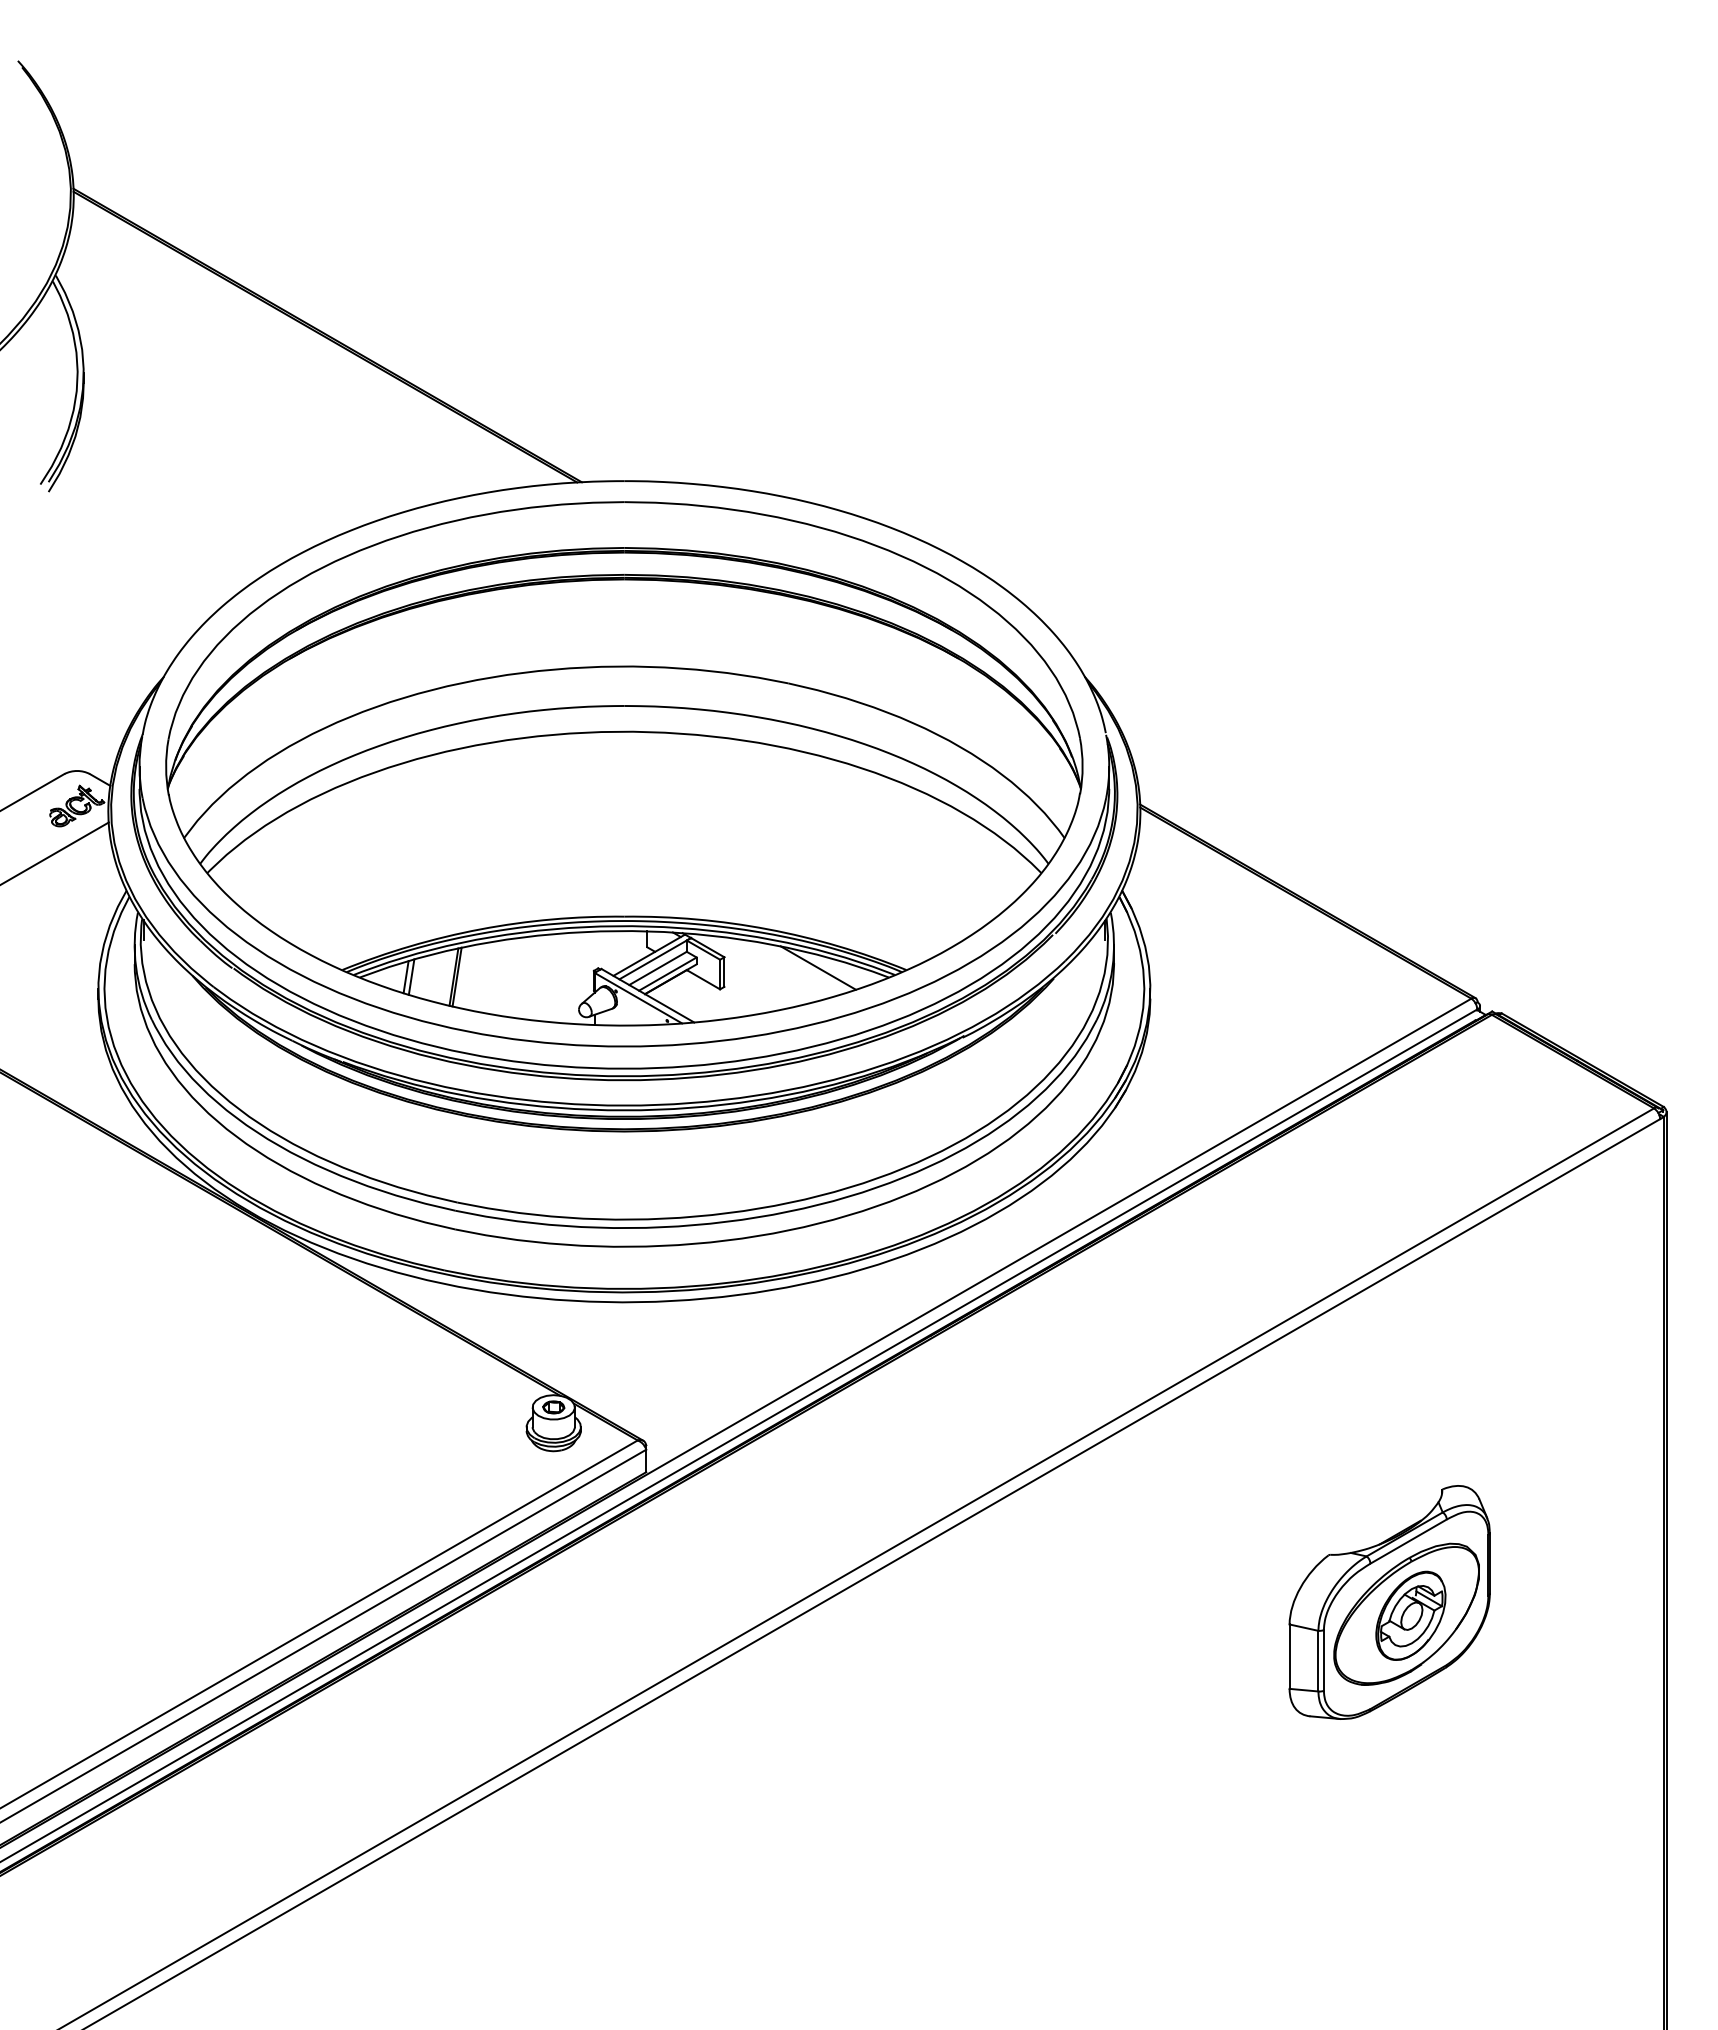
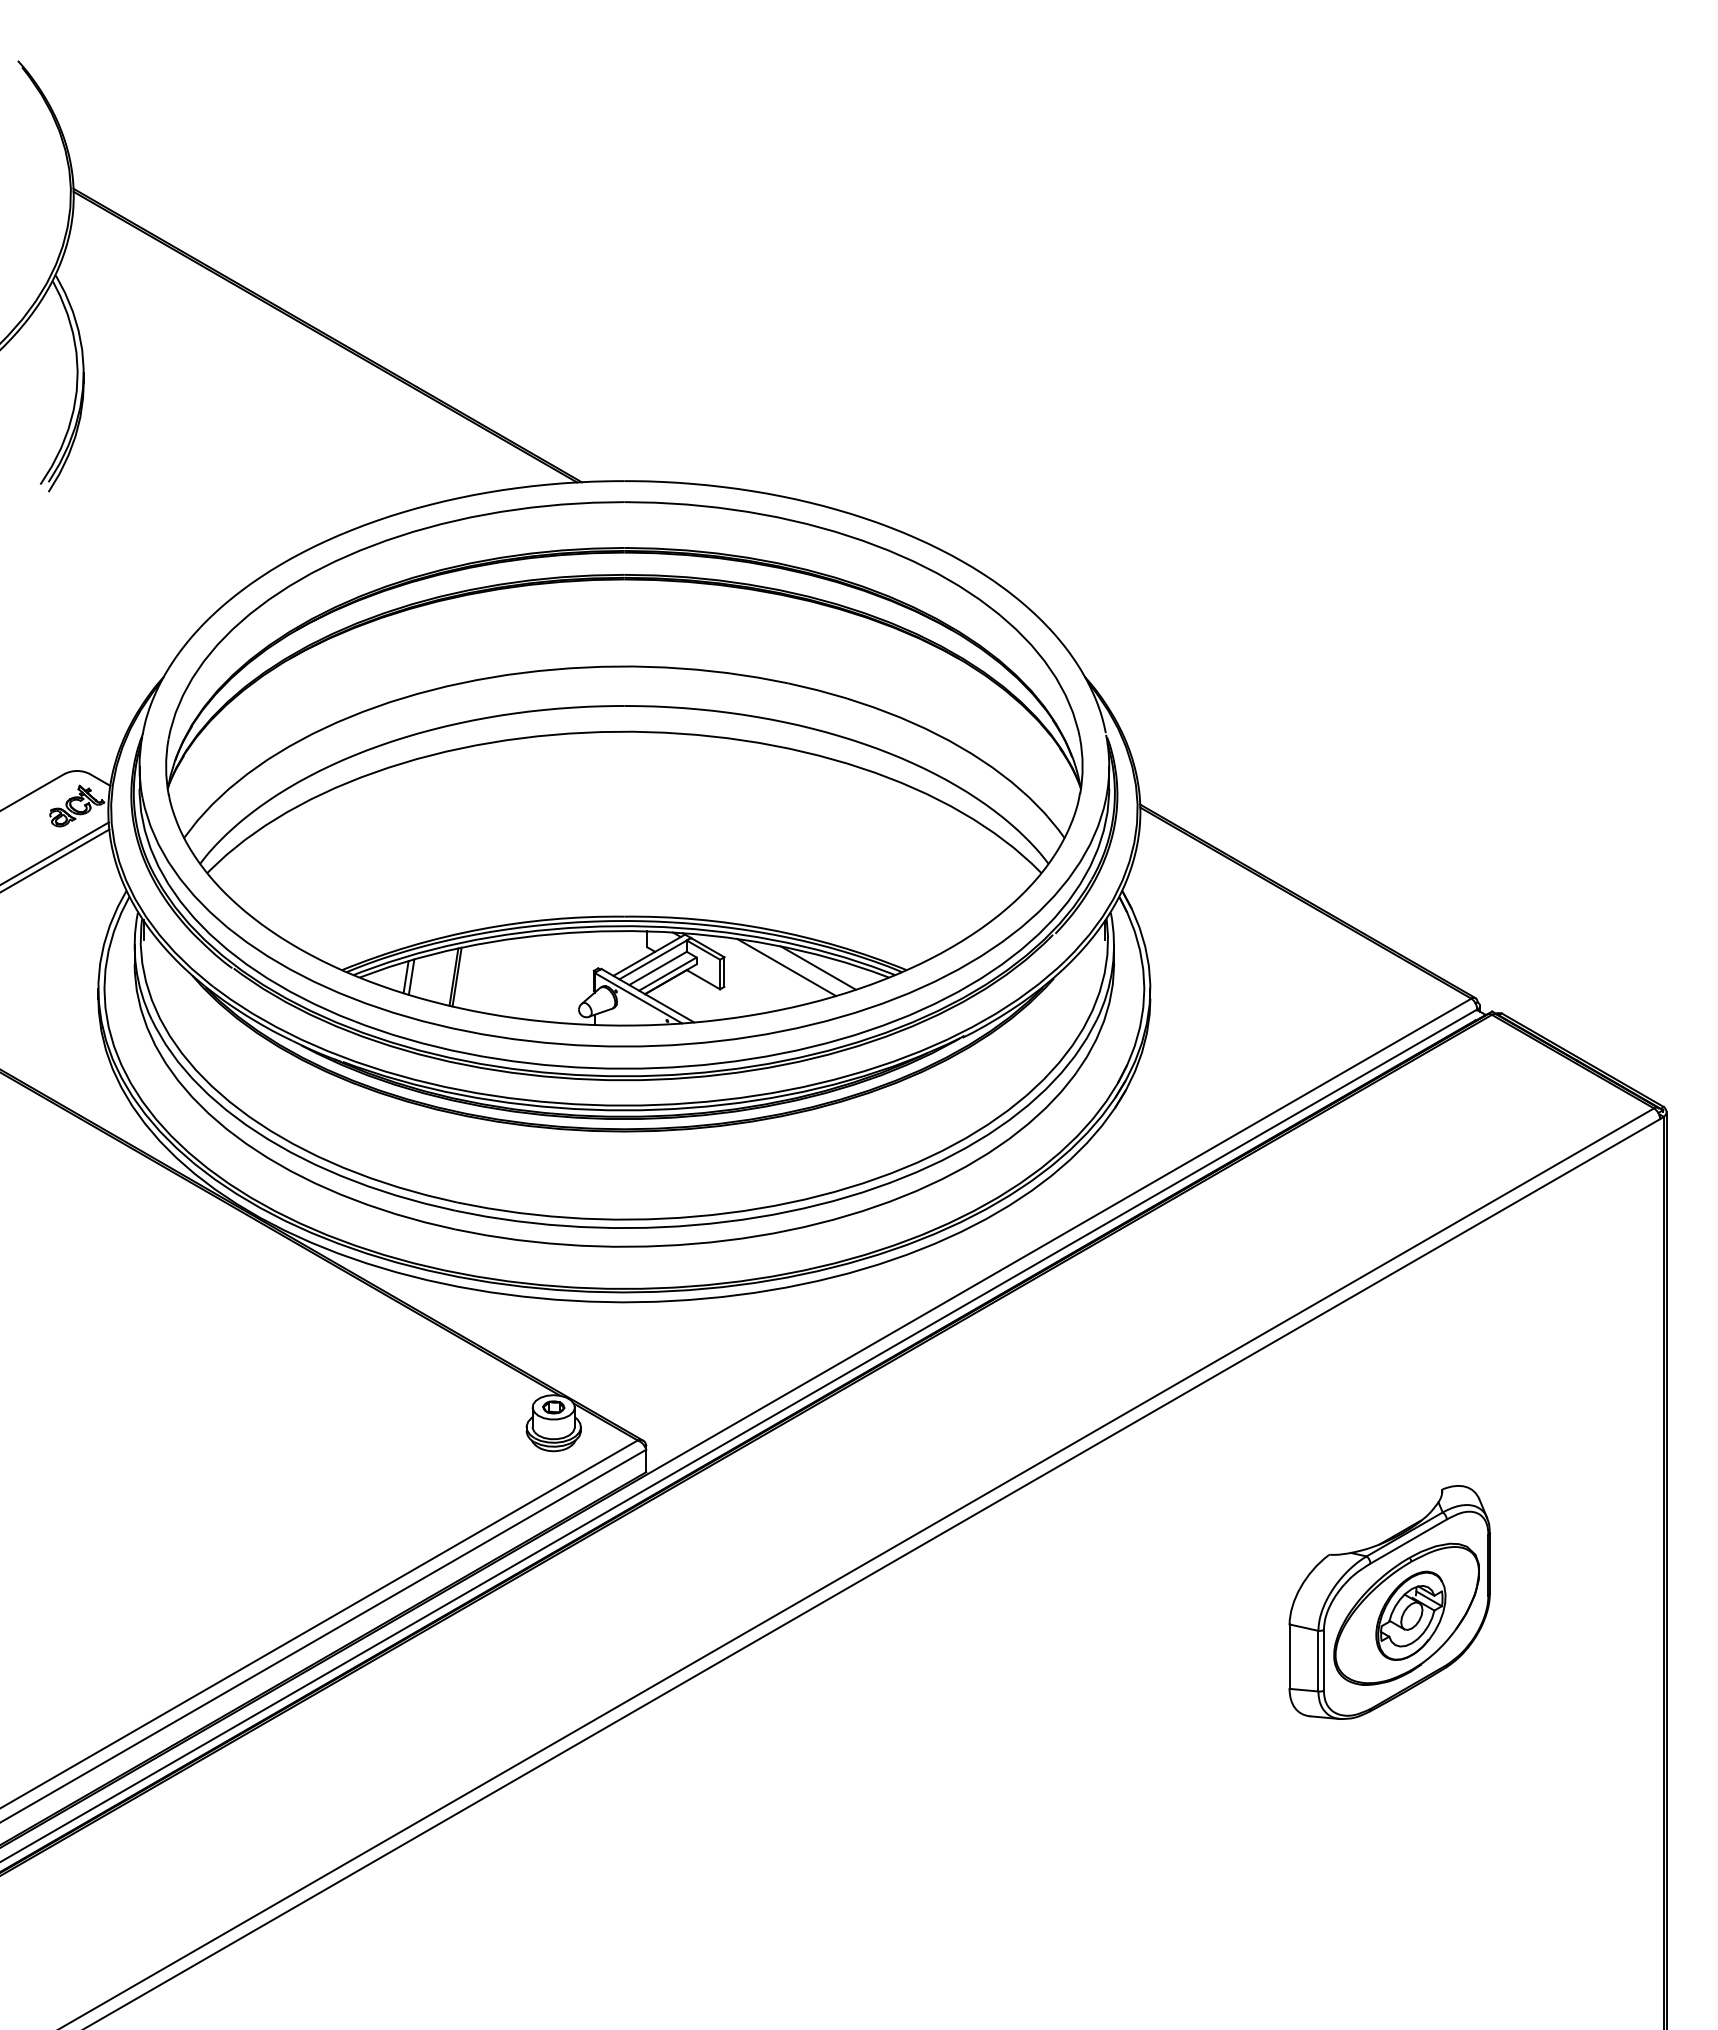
line: none -> present (55, 860)
line: none -> present (786, 967)
